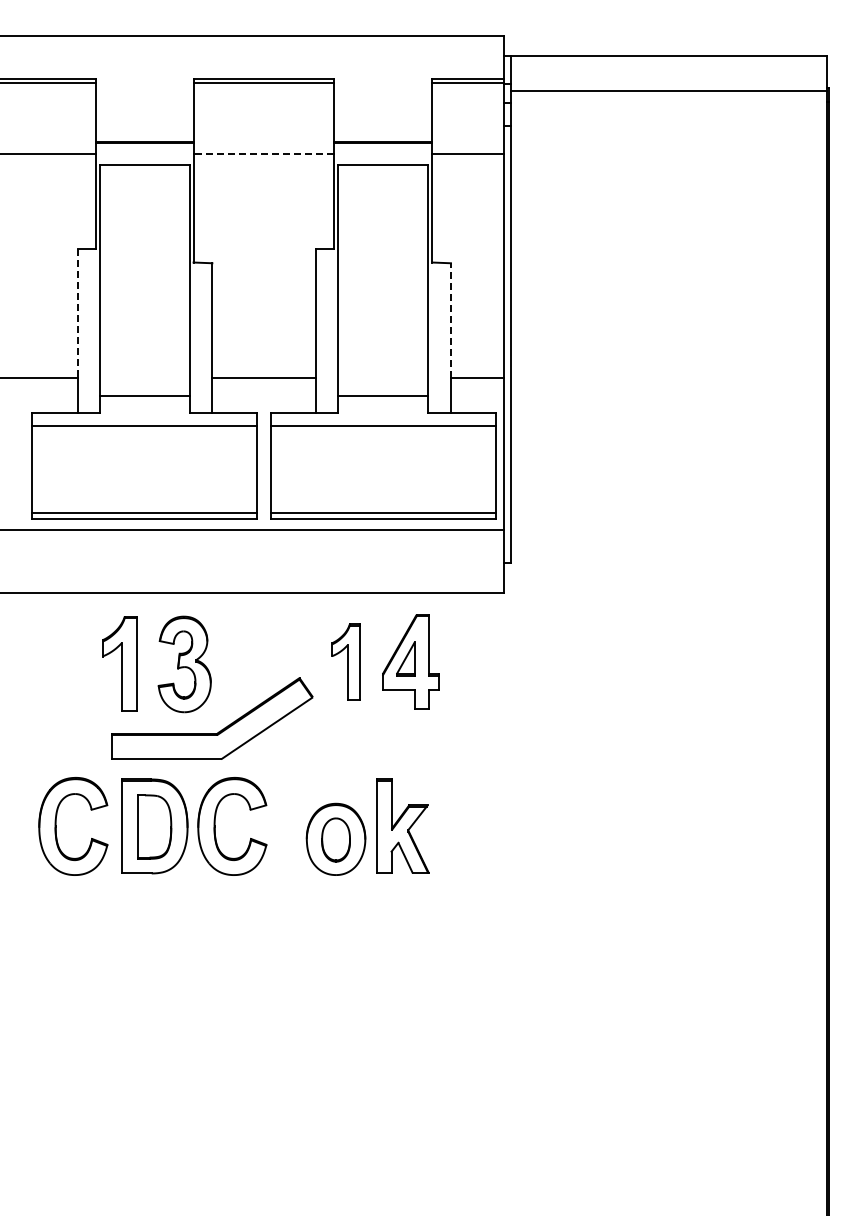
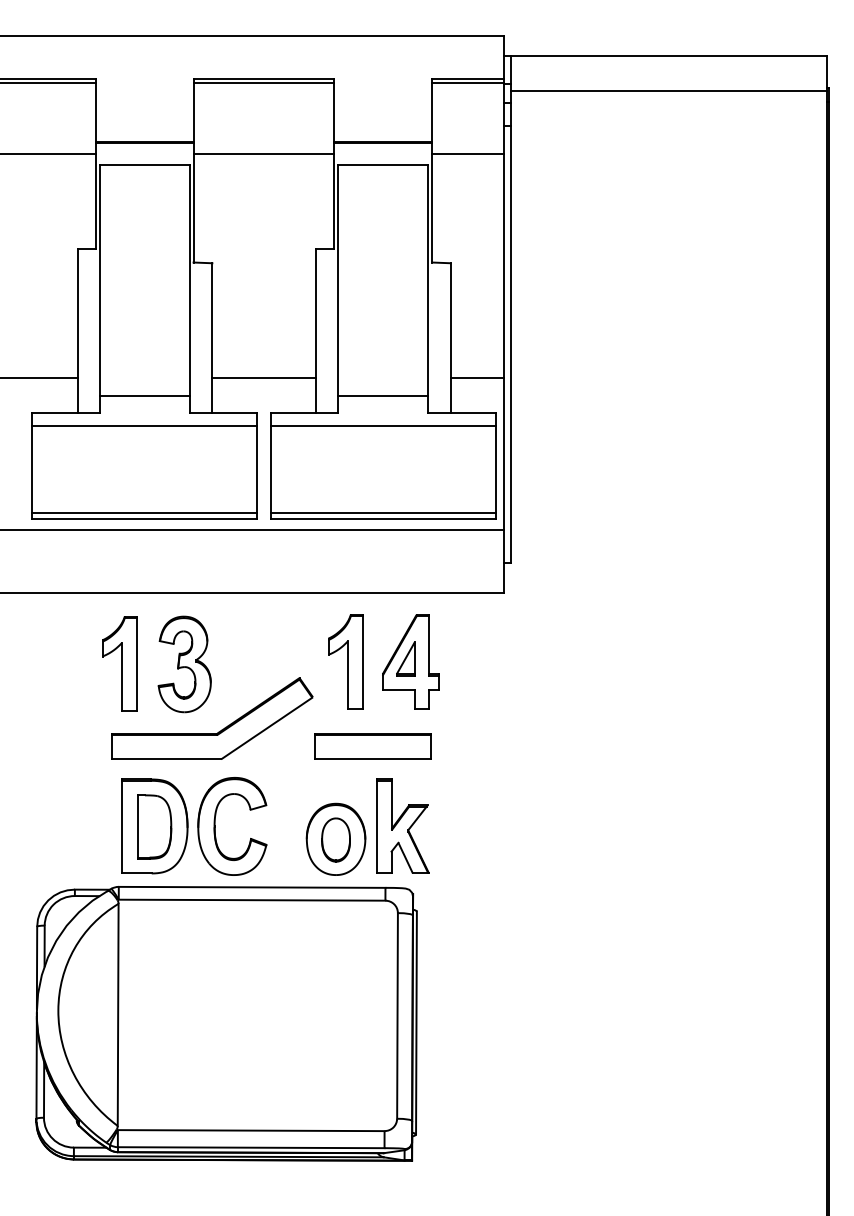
line: dashed -> solid (263, 153)
line: dashed -> solid (77, 313)
line: dashed -> solid (450, 319)
part size: 30x78 px -> 36x96 px (345, 661)
part: none -> present (372, 746)
part: present -> none (56, 826)
part: none -> present (226, 1023)
